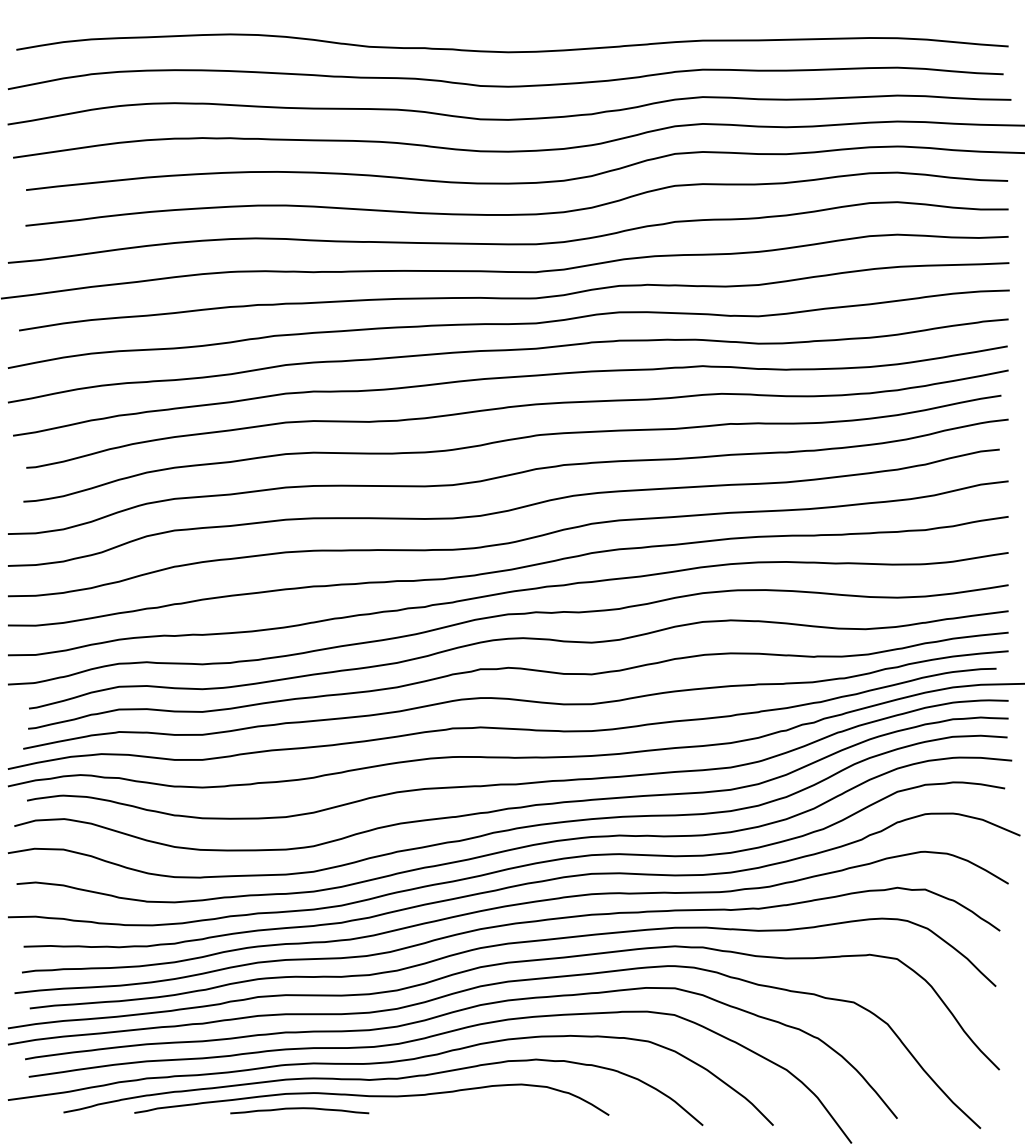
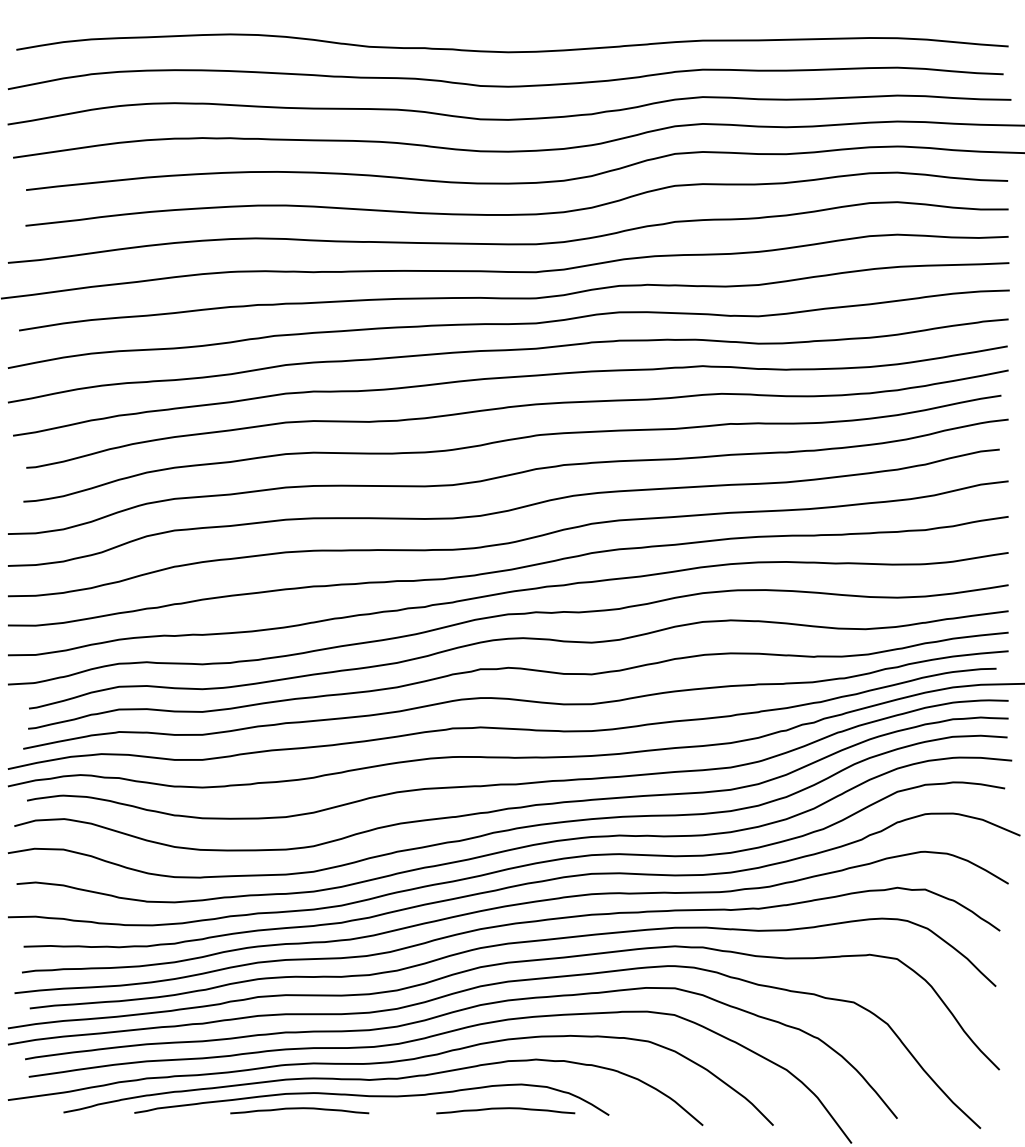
curve: none -> present (505, 1109)
